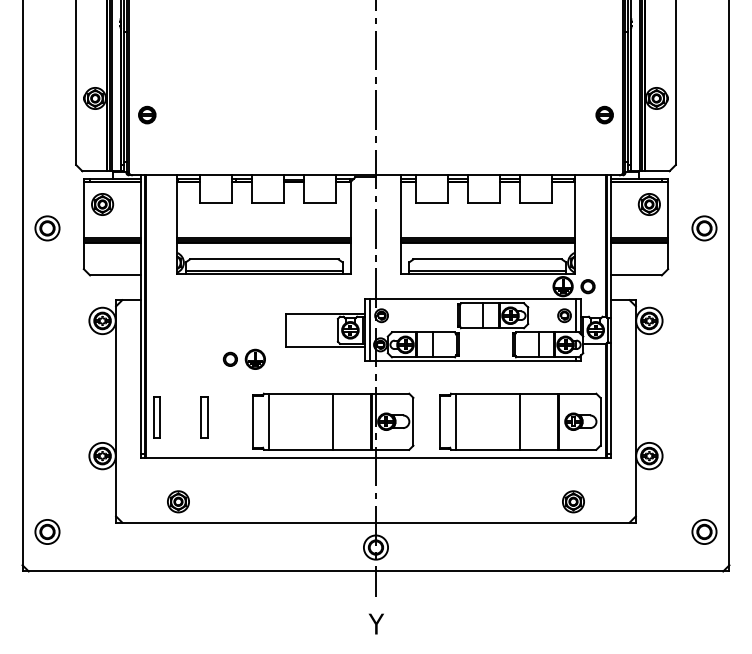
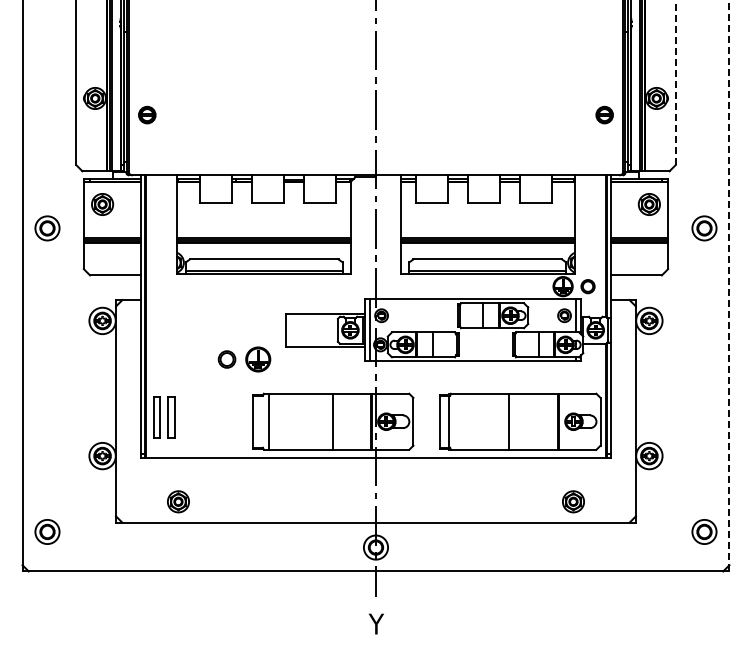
line: solid -> dashed (675, 82)
line: solid -> dashed (729, 285)
part size: 44x22 px -> 55x27 px (244, 359)
part position: (204, 417) -> (171, 417) (171, 417)
line position: (456, 421) -> (449, 421) (449, 421)
line position: (519, 421) -> (508, 421) (508, 421)
